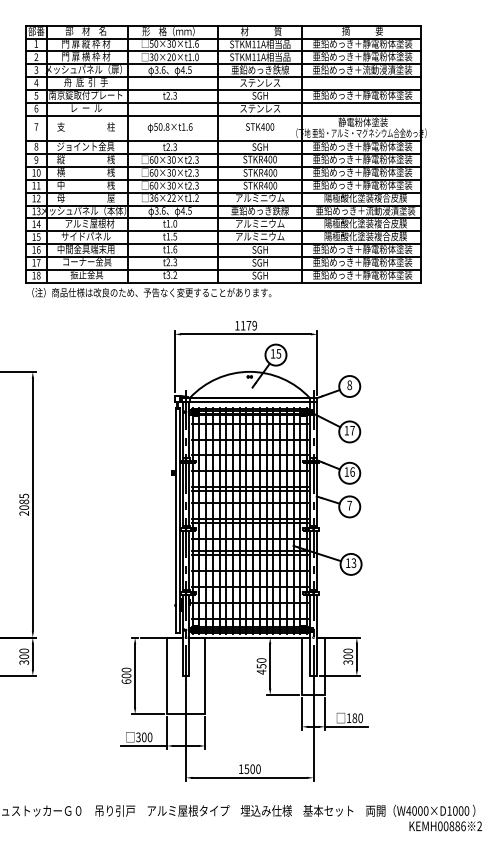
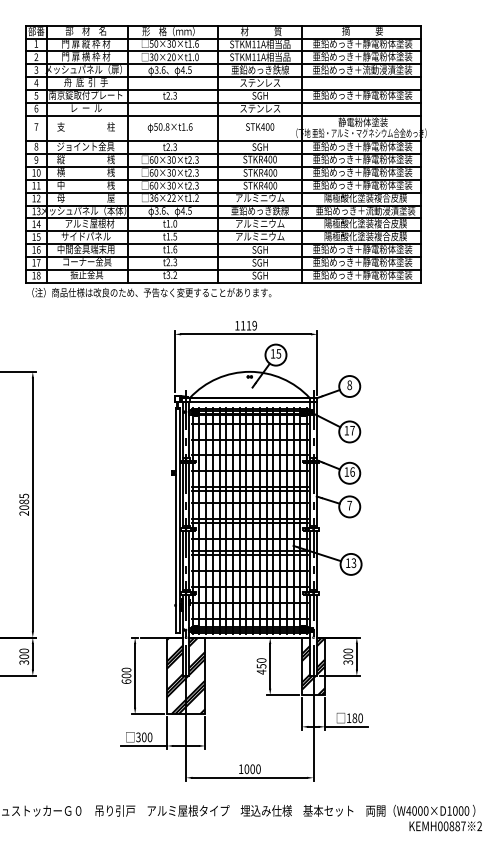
text: 1179 -> 1119 (248, 325)
hatch: none -> present (313, 666)
hatch: none -> present (186, 675)
text: 1500 -> 1000 (246, 768)
text: KEMH00886 -> KEMH00887 (463, 826)
